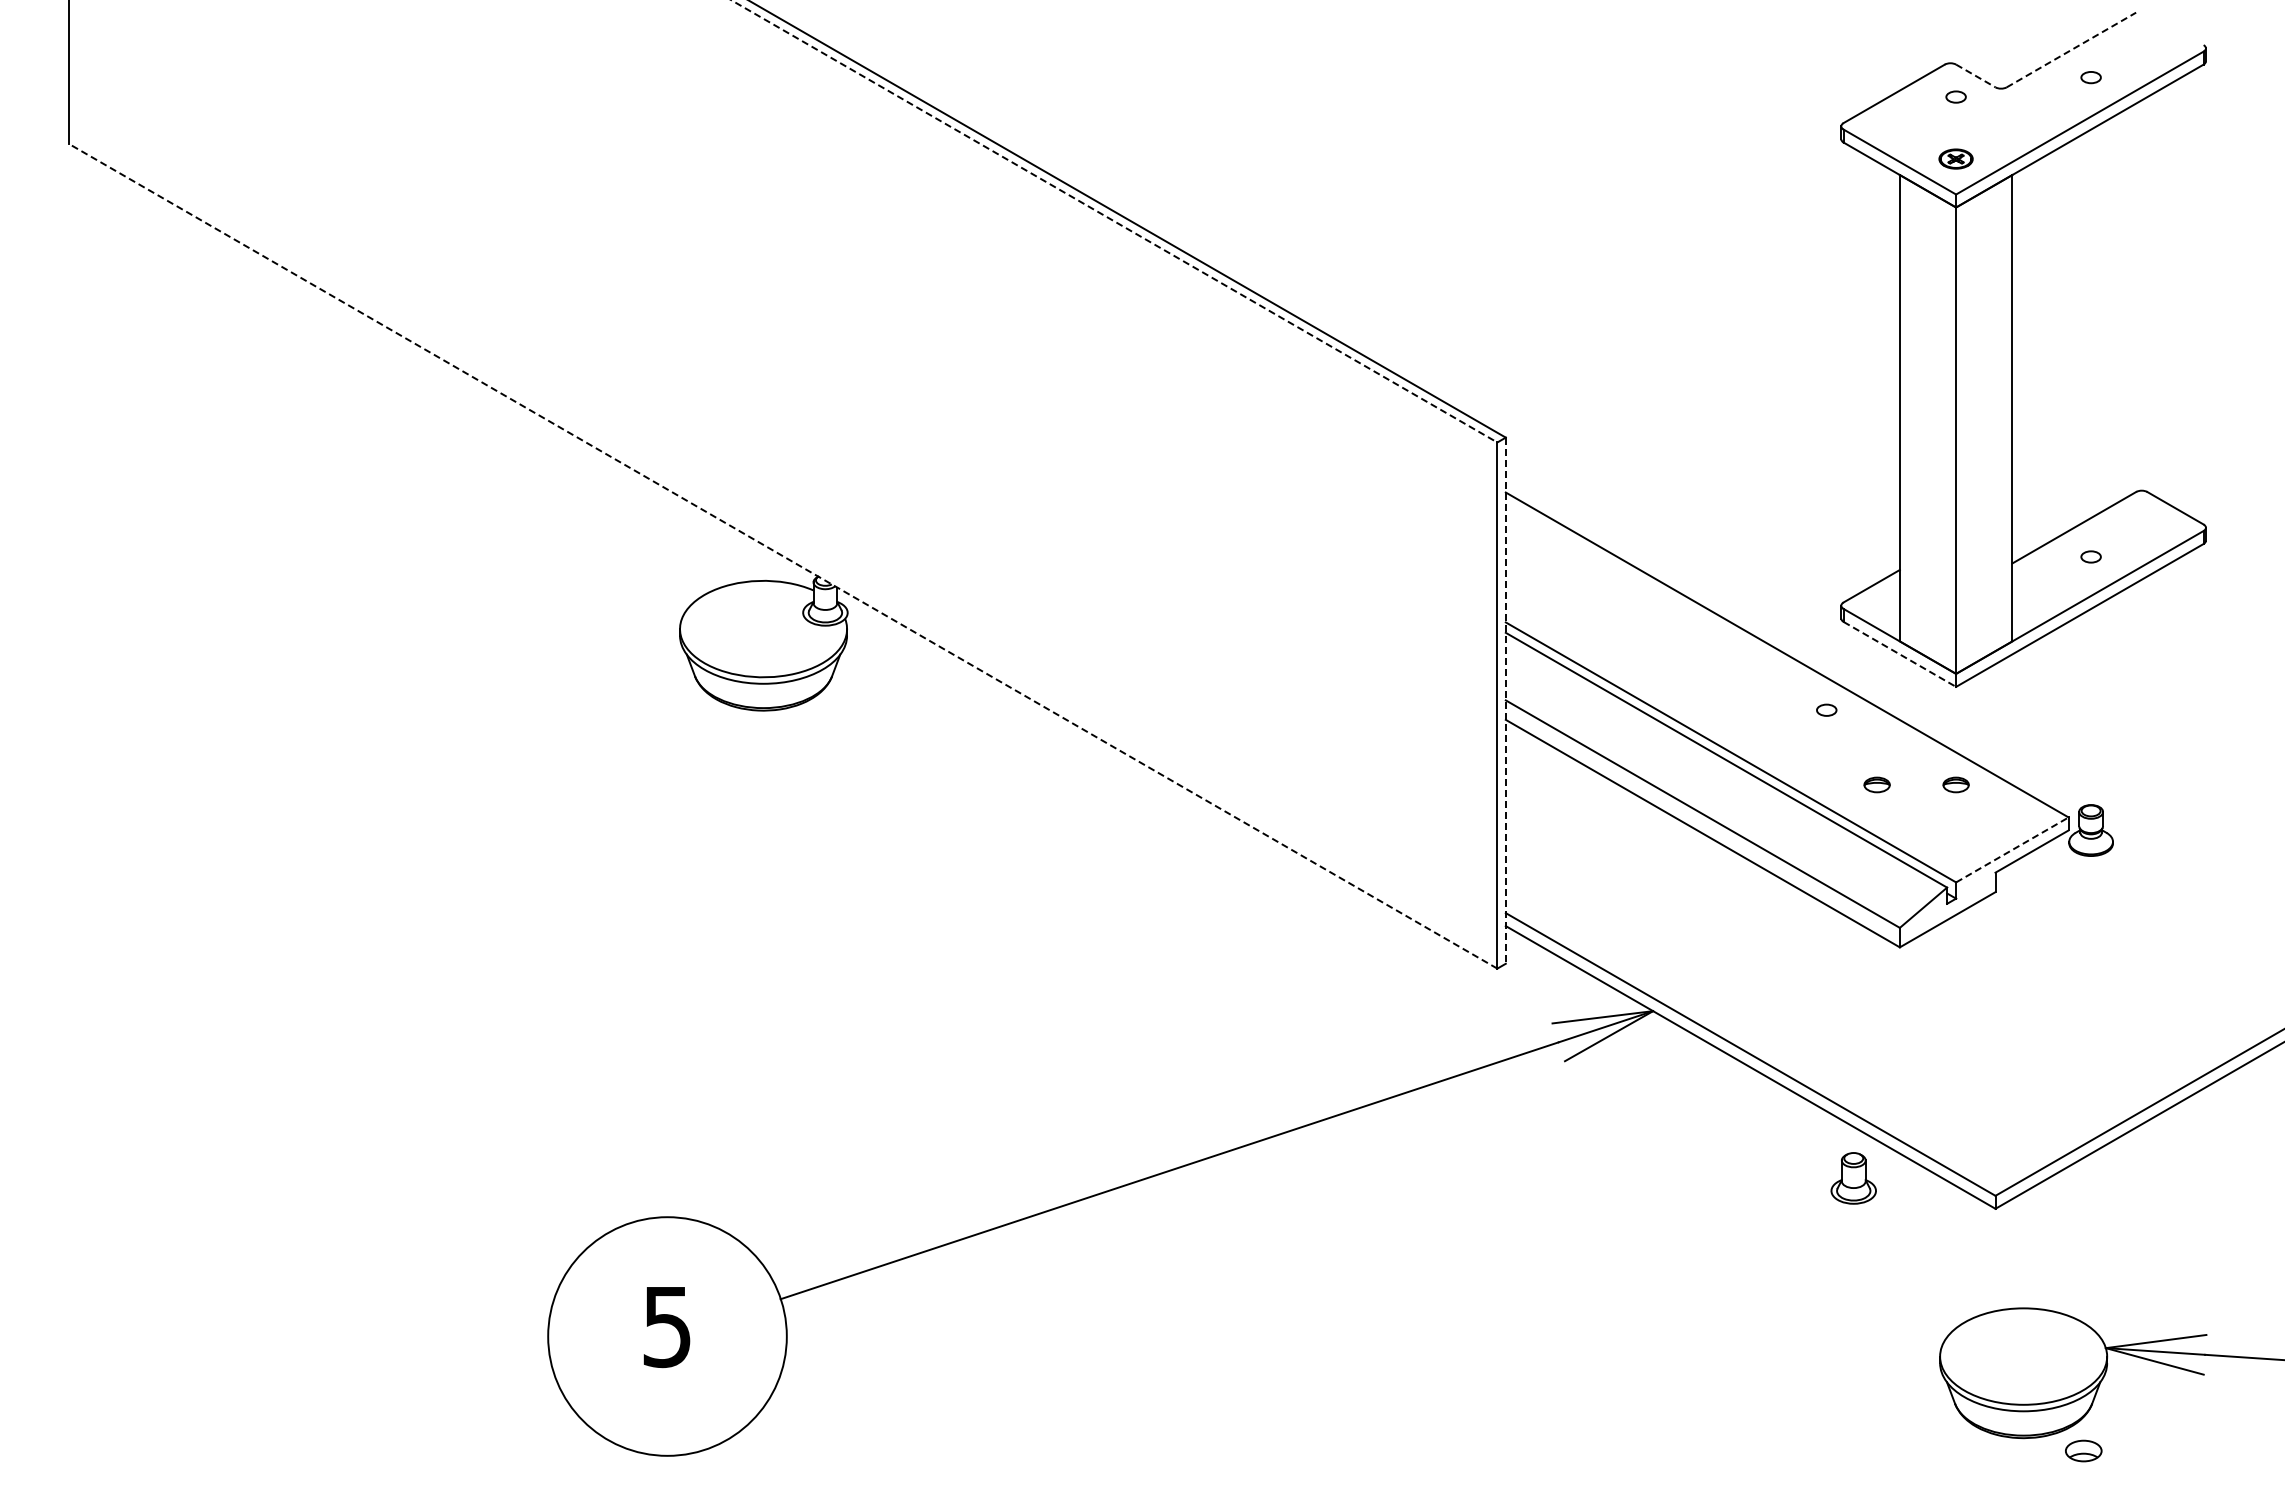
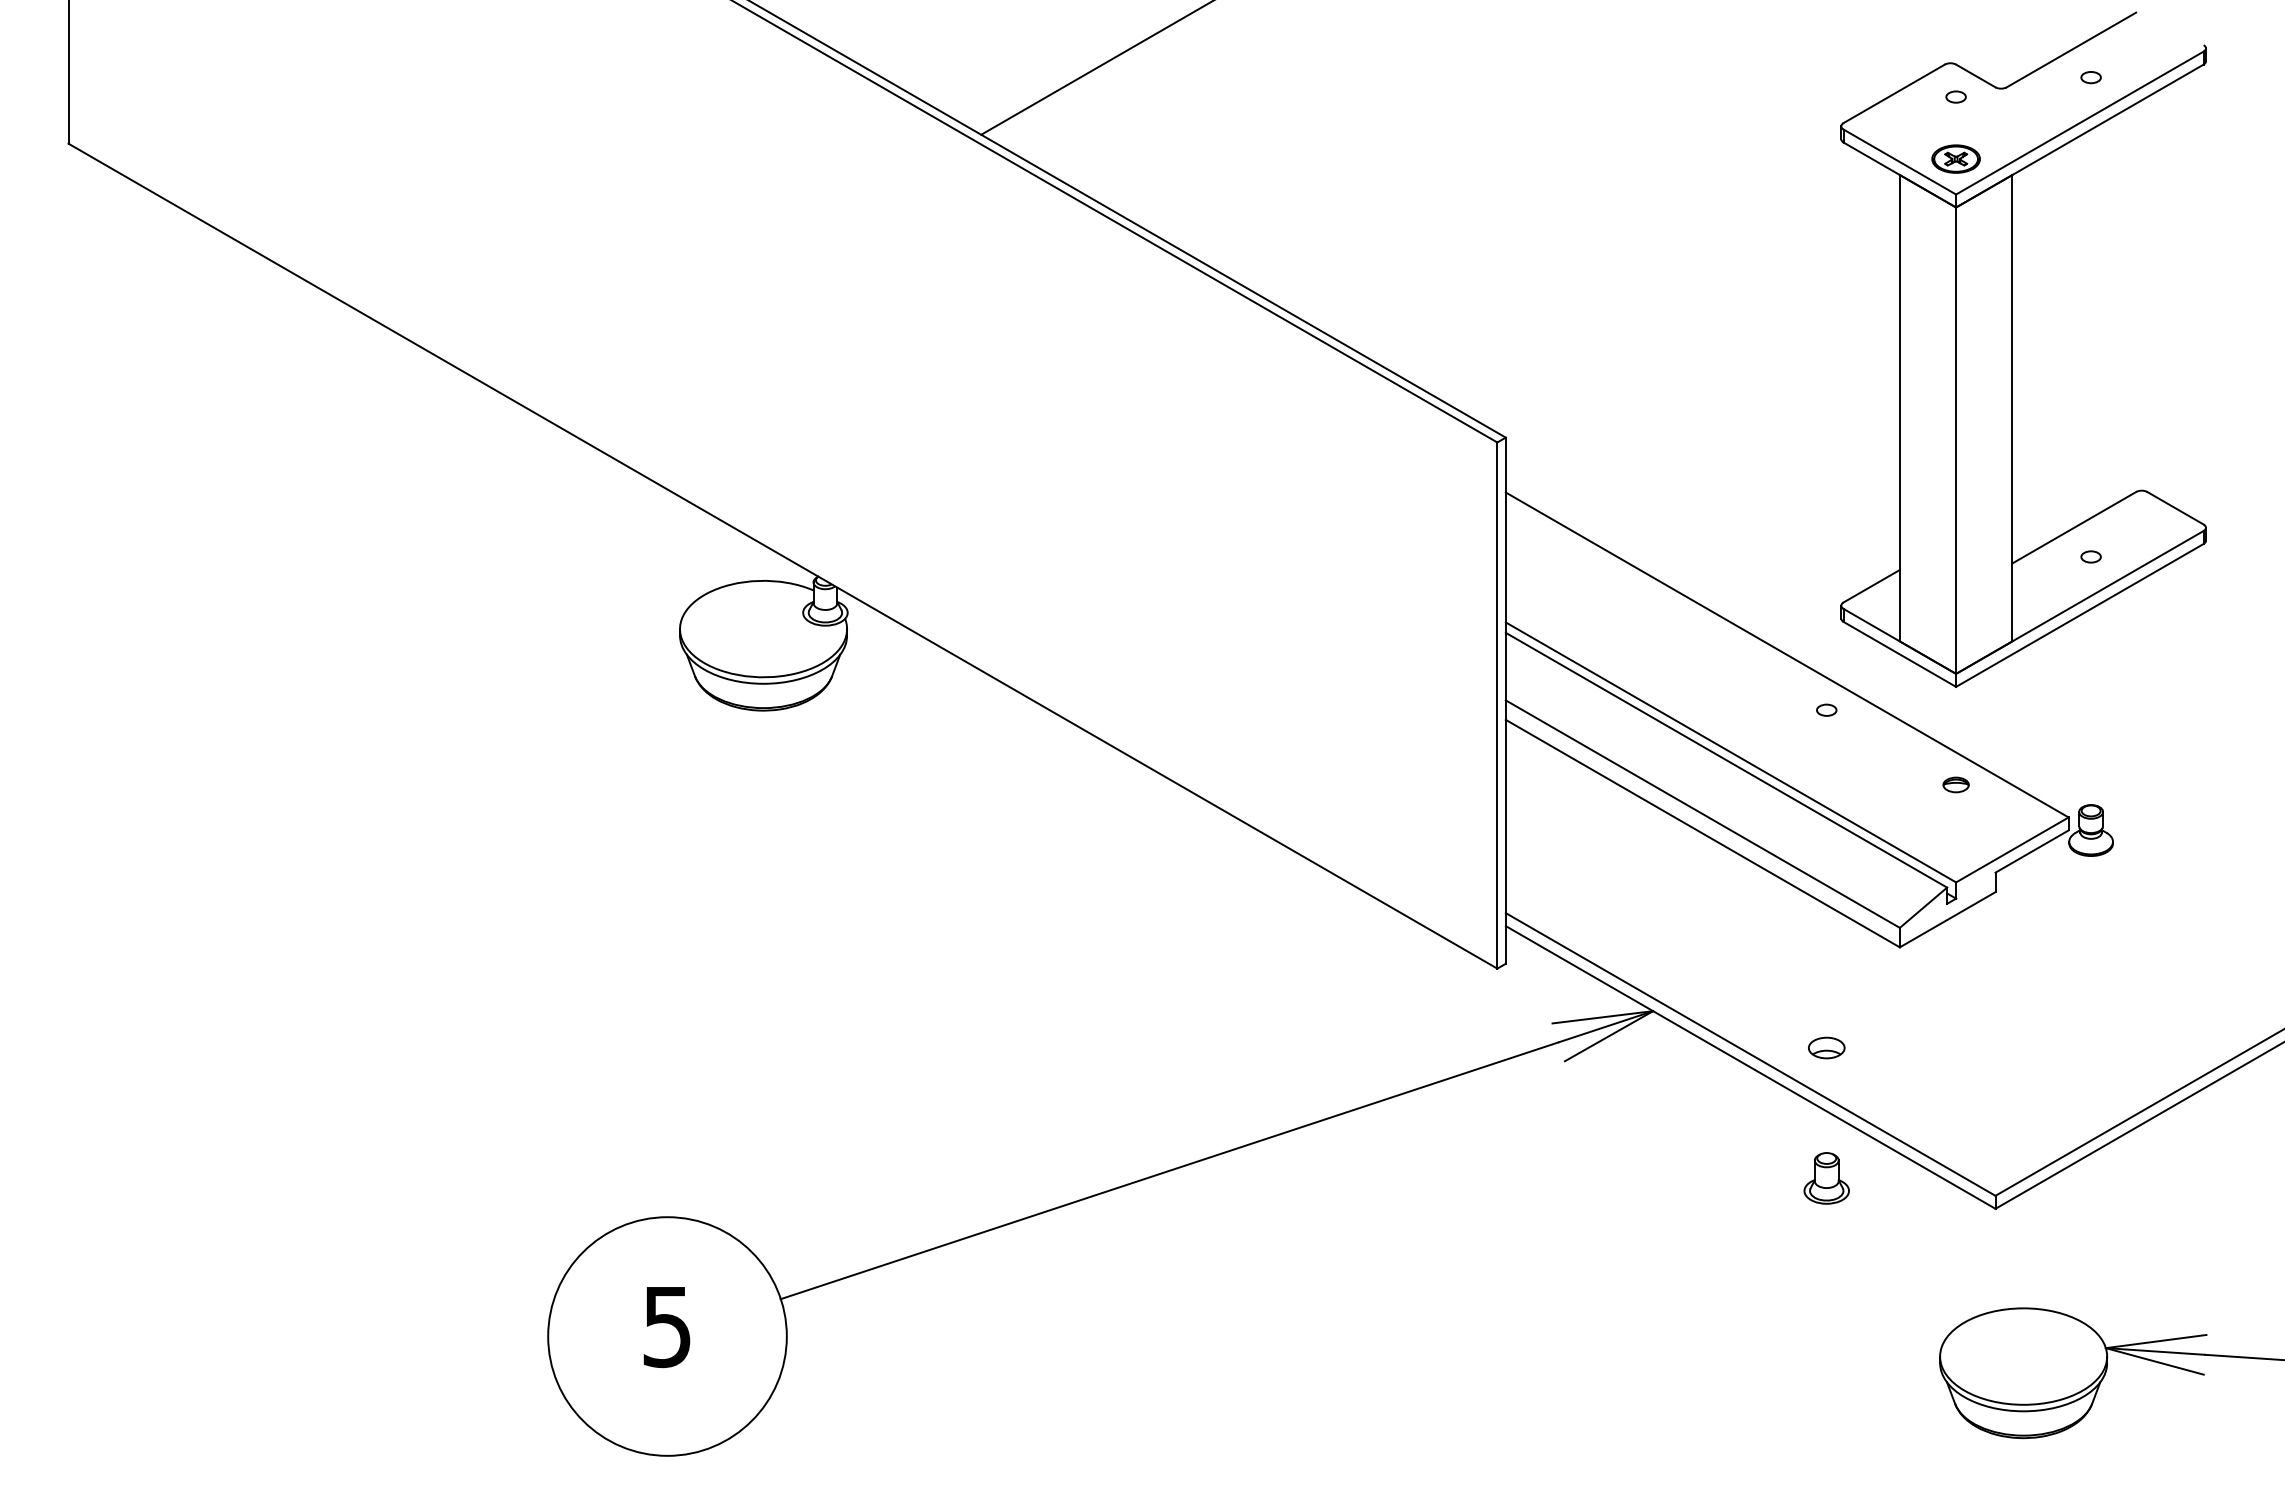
line: dashed -> solid (2071, 50)
line: none -> present (1095, 68)
line: dashed -> solid (1975, 75)
part size: 36x22 px -> 50x30 px (1955, 158)
line: dashed -> solid (1114, 221)
line: dashed -> solid (782, 556)
line: dashed -> solid (1899, 654)
line: dashed -> solid (1505, 701)
part: present -> none (1876, 784)
line: dashed -> solid (2012, 849)
part position: (1853, 1178) -> (1826, 1178) (1826, 1178)
part position: (2083, 1450) -> (1826, 1047) (1826, 1047)
